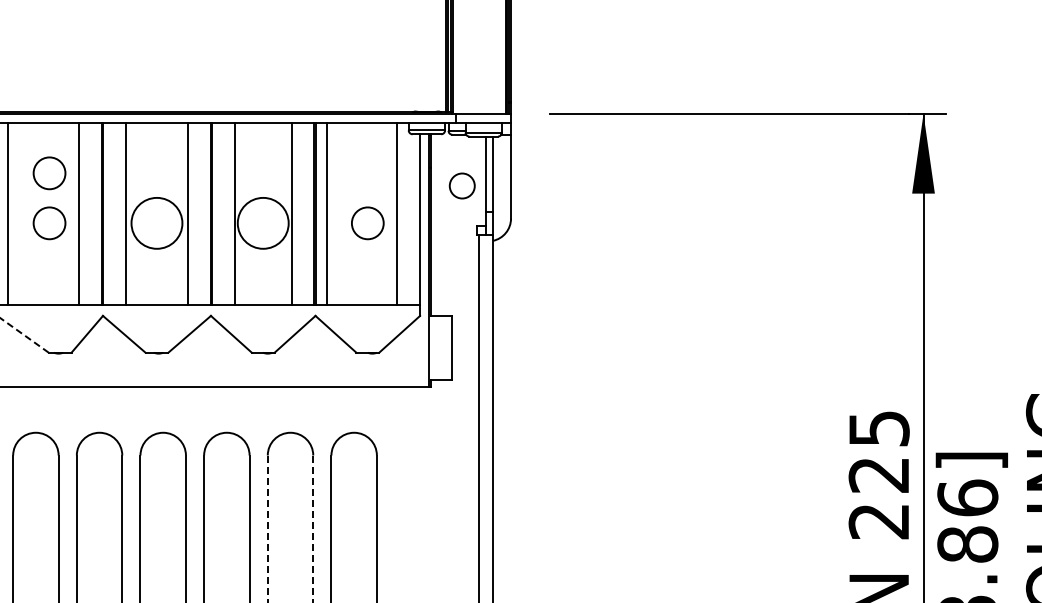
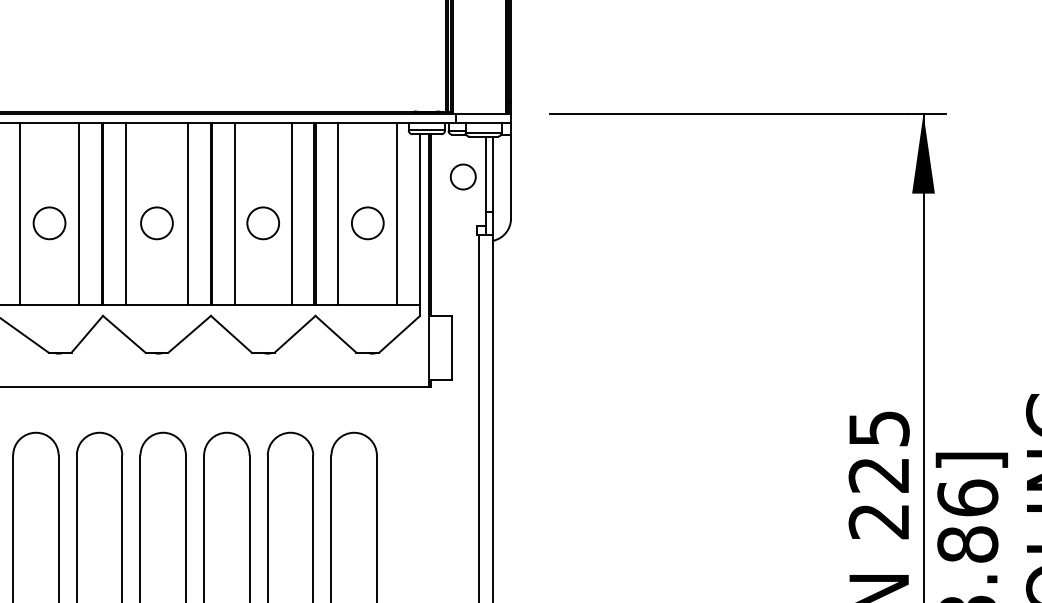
circle: present -> none (49, 173)
circle position: (461, 185) -> (462, 176) (462, 176)
line position: (8, 214) -> (20, 214) (20, 214)
line position: (327, 214) -> (338, 214) (338, 214)
circle diameter: 51 px -> 32 px (156, 223)
circle diameter: 51 px -> 32 px (263, 223)
line: dashed -> solid (24, 335)
line: dashed -> solid (313, 528)
line: dashed -> solid (267, 529)
